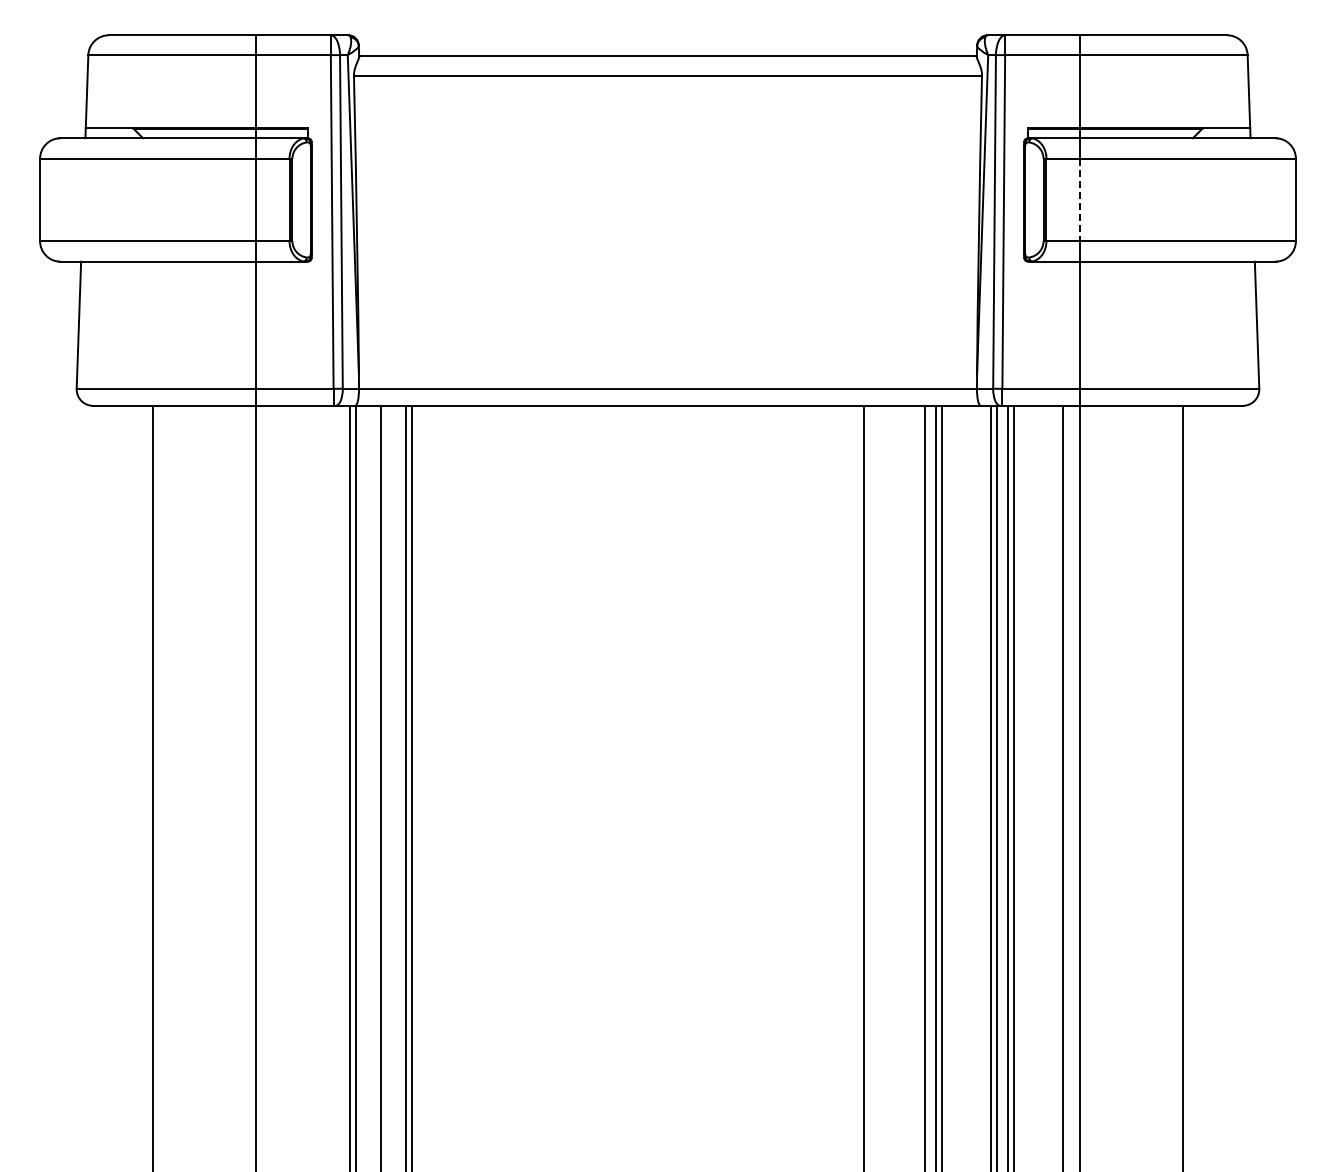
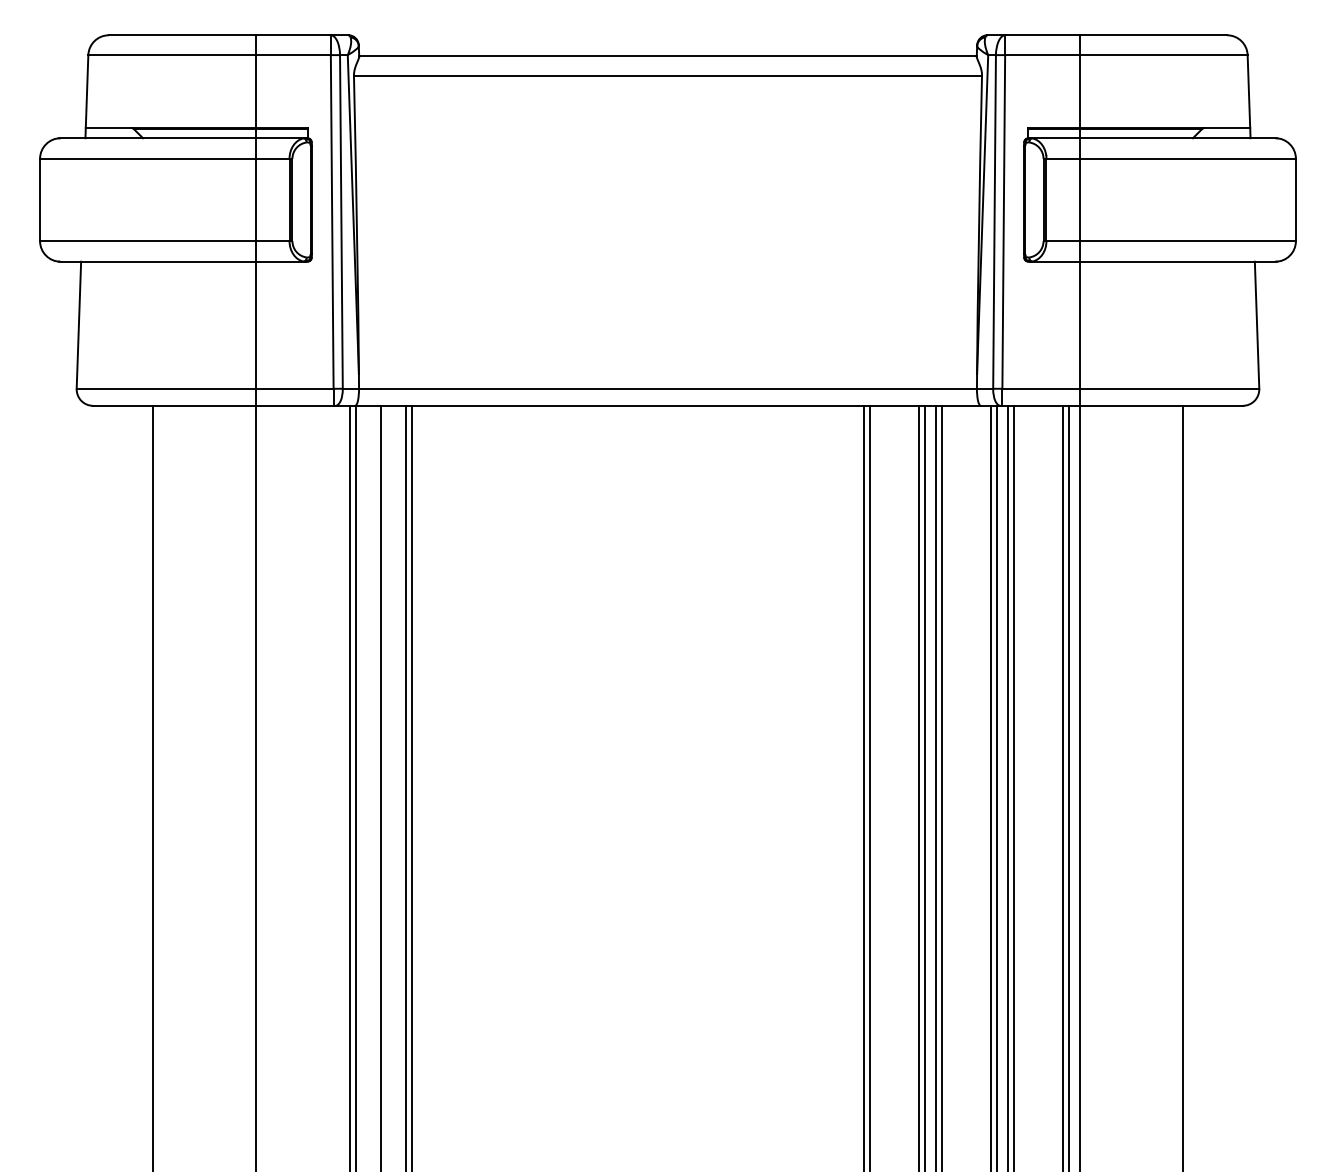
line: dashed -> solid (1079, 200)
line: none -> present (869, 786)
line: none -> present (919, 786)
line: none -> present (1069, 786)
